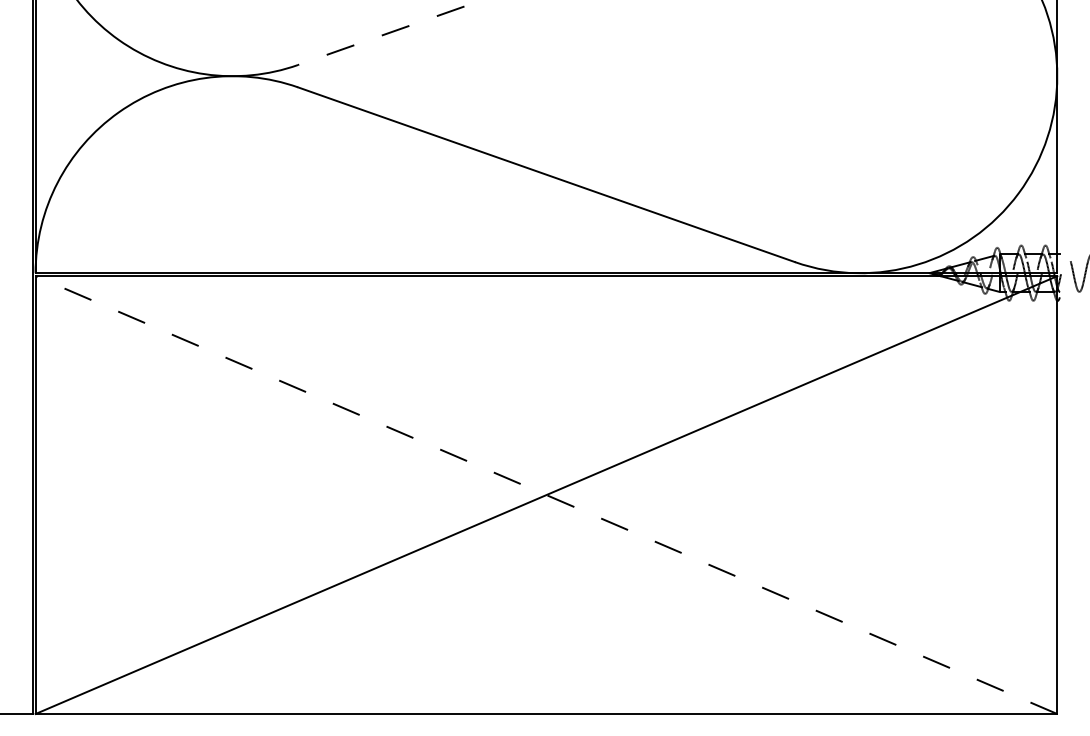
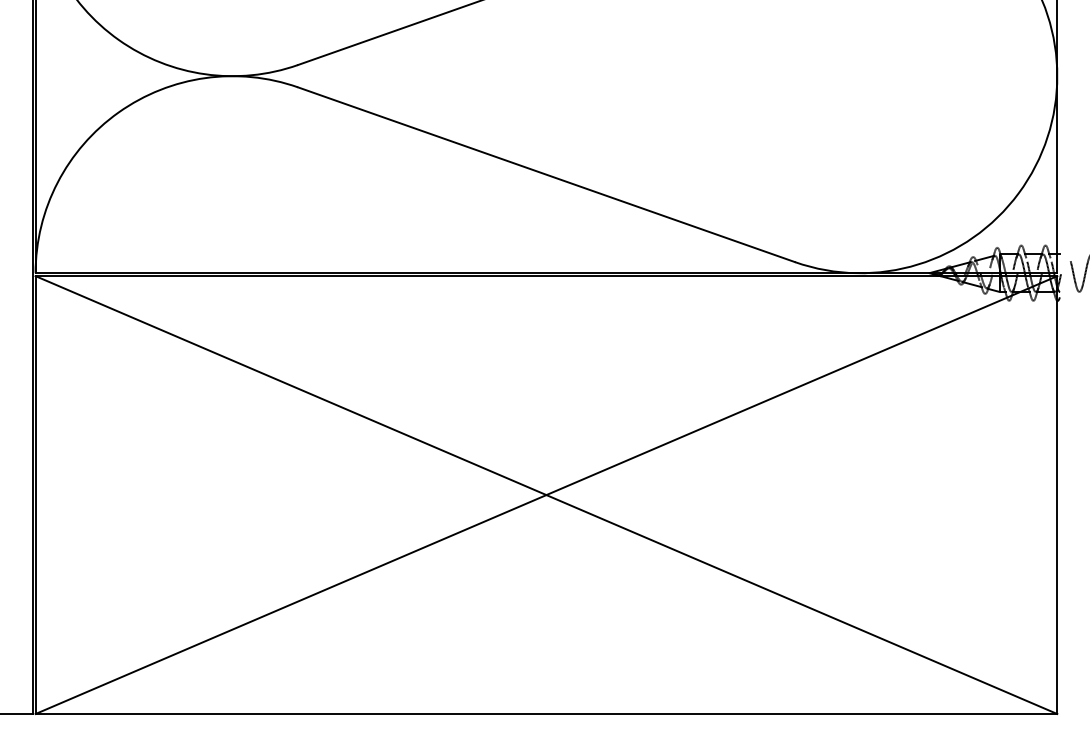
line: dashed -> solid (390, 32)
line: dashed -> solid (546, 495)
